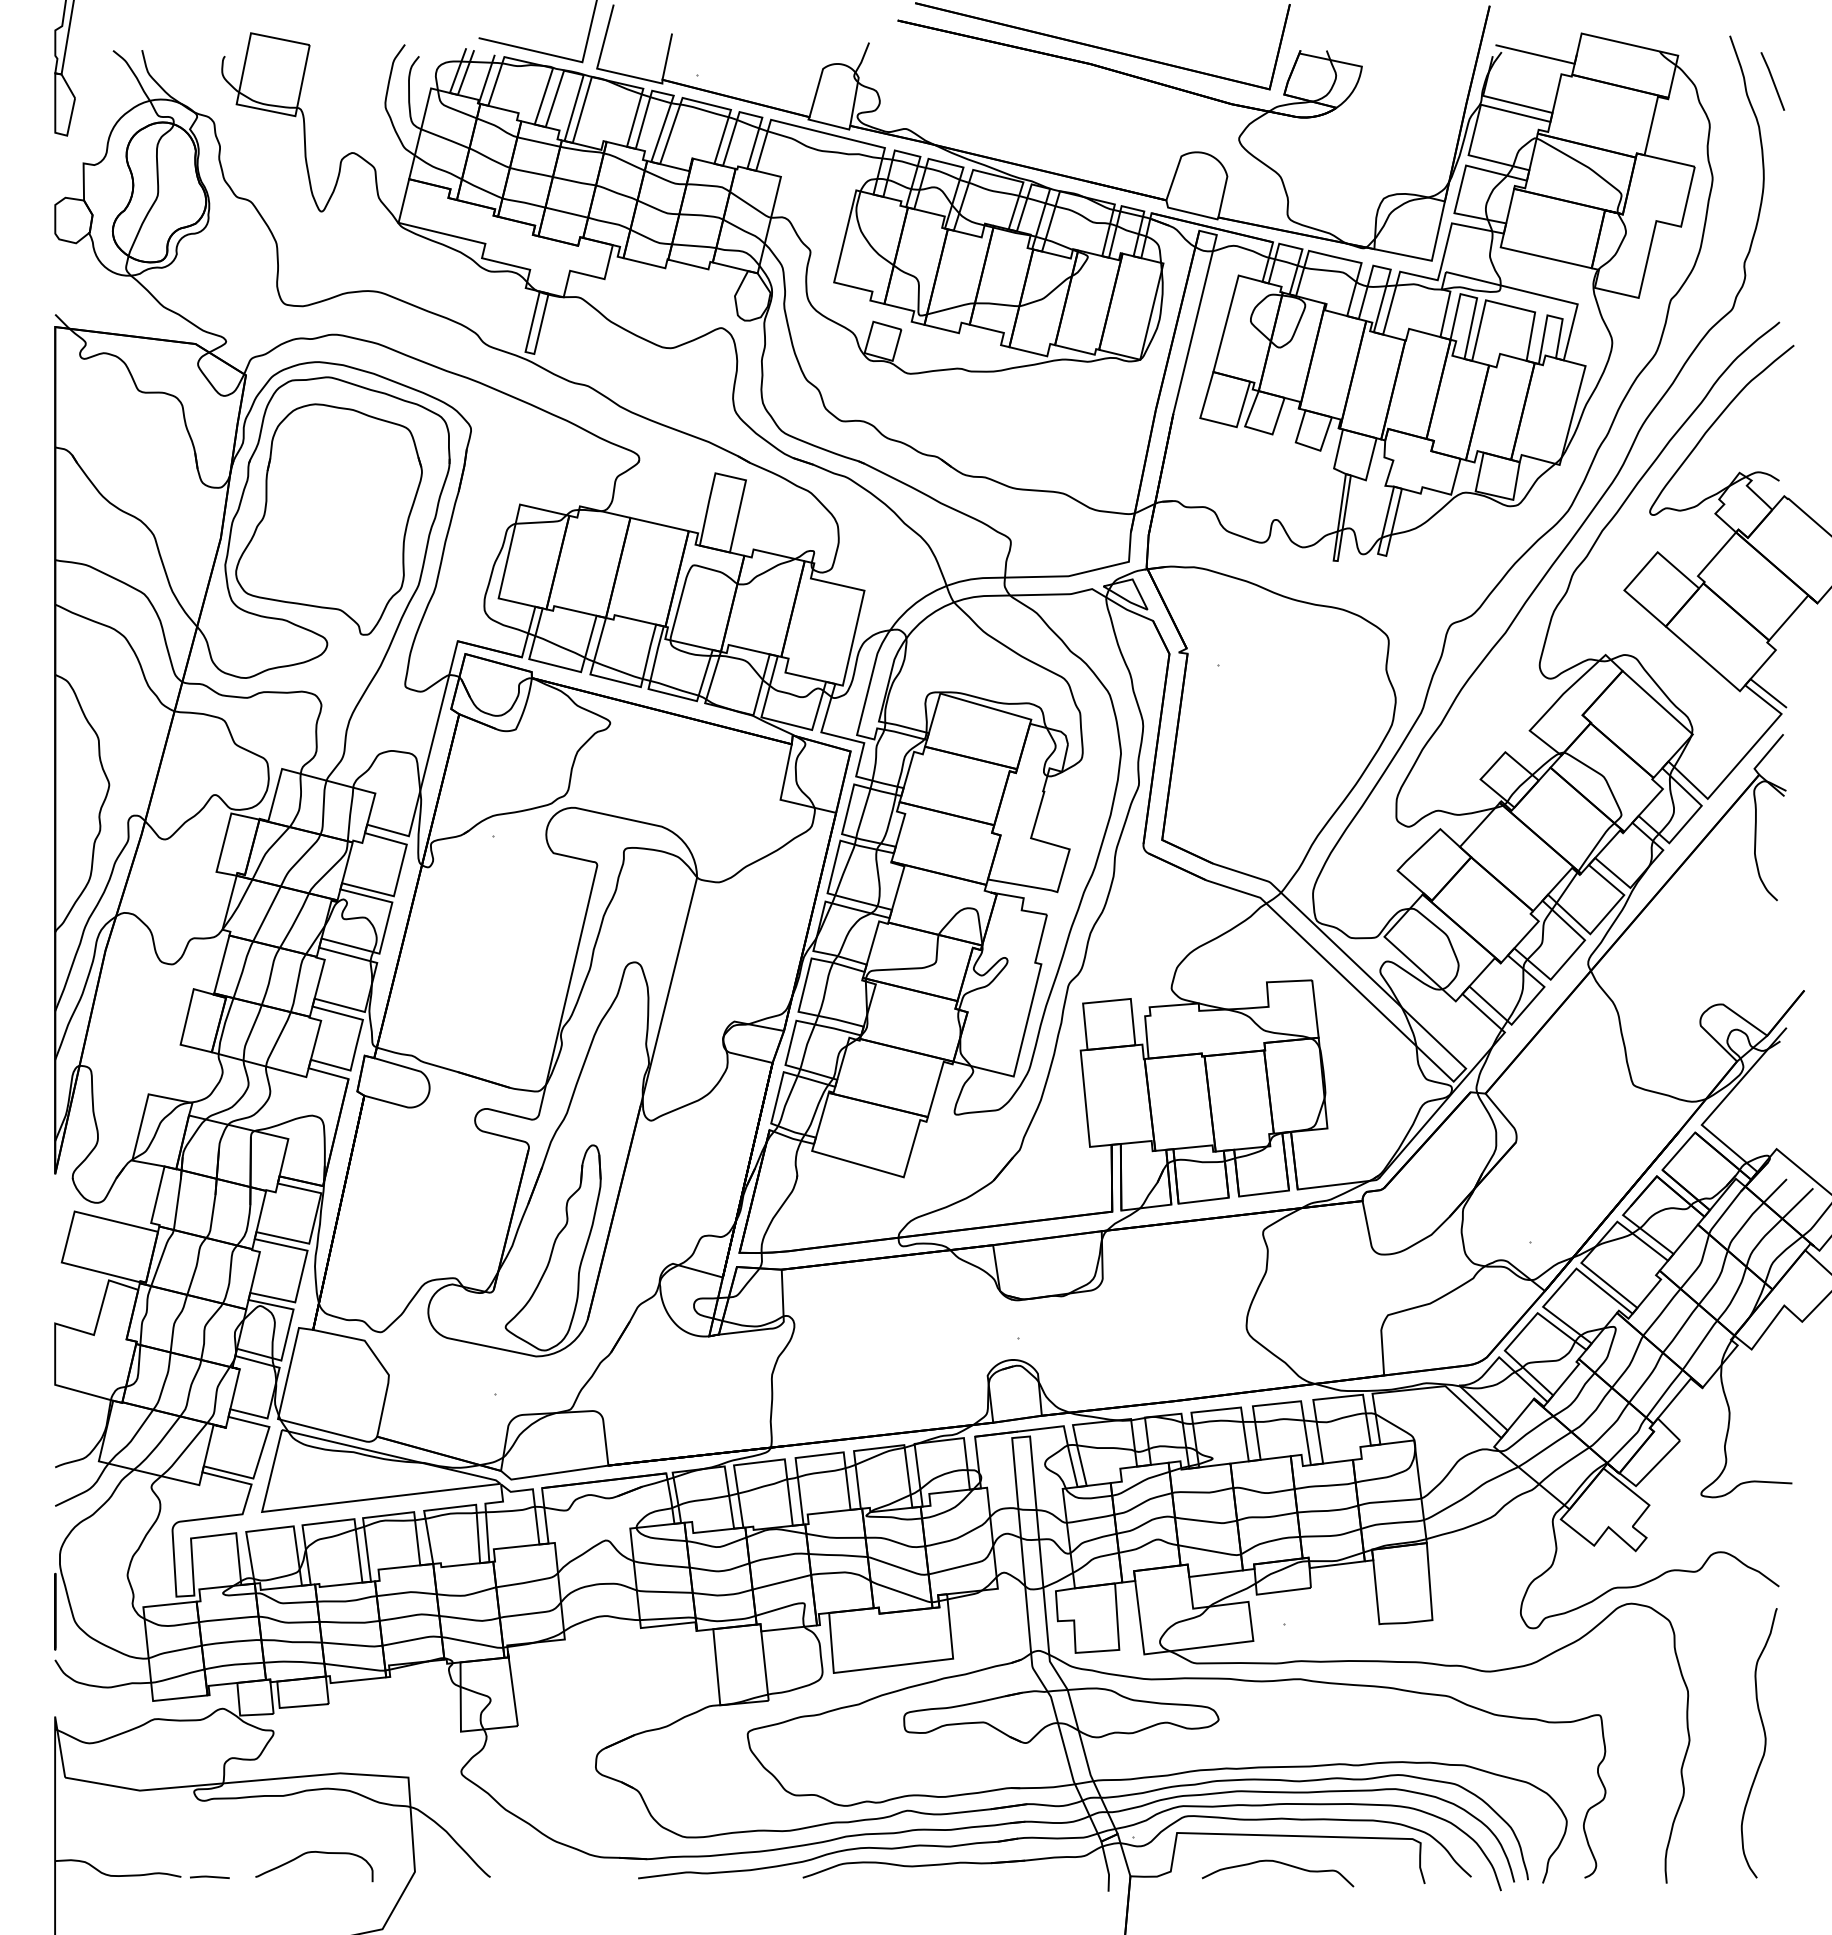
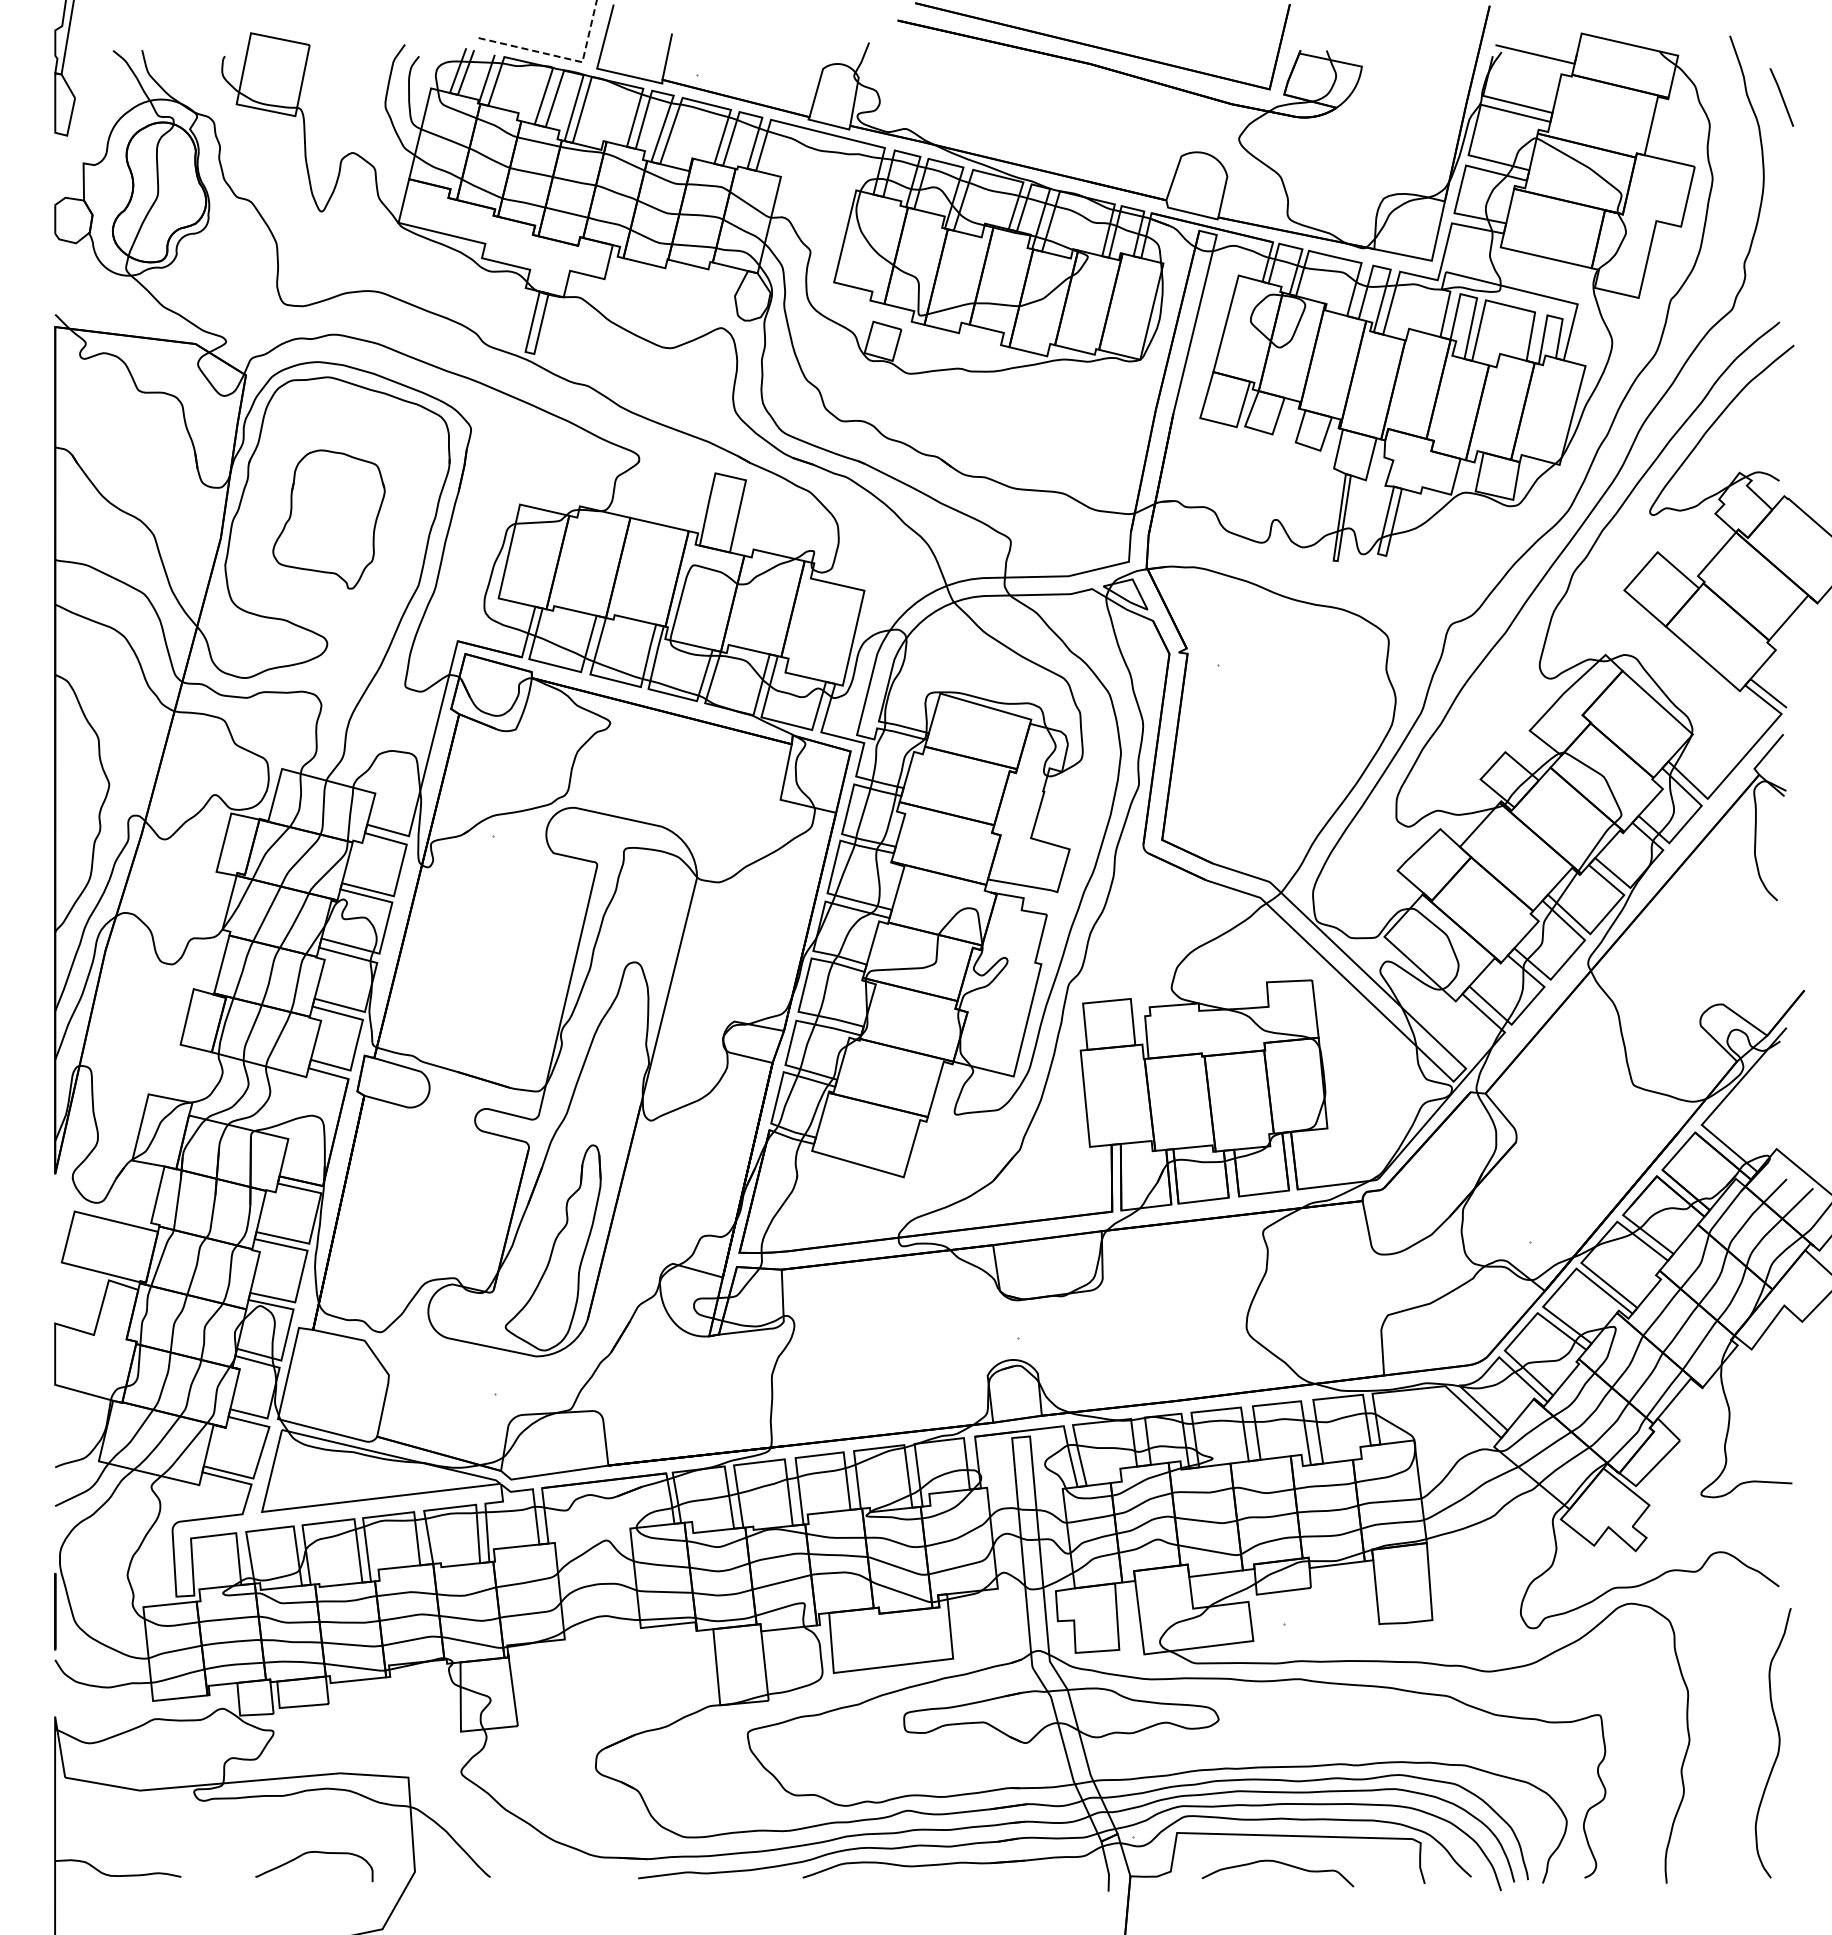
line: solid -> dashed (562, 57)
line position: (1772, 81) -> (1781, 97) (1781, 97)
part size: 188x233 px -> 114x141 px (328, 519)
curve position: (1764, 1743) -> (1778, 1743) (1778, 1743)
line: present -> none (209, 1876)
